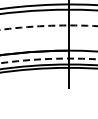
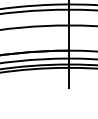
arc: dashed -> solid (48, 25)
circle: dashed -> solid (48, 60)
